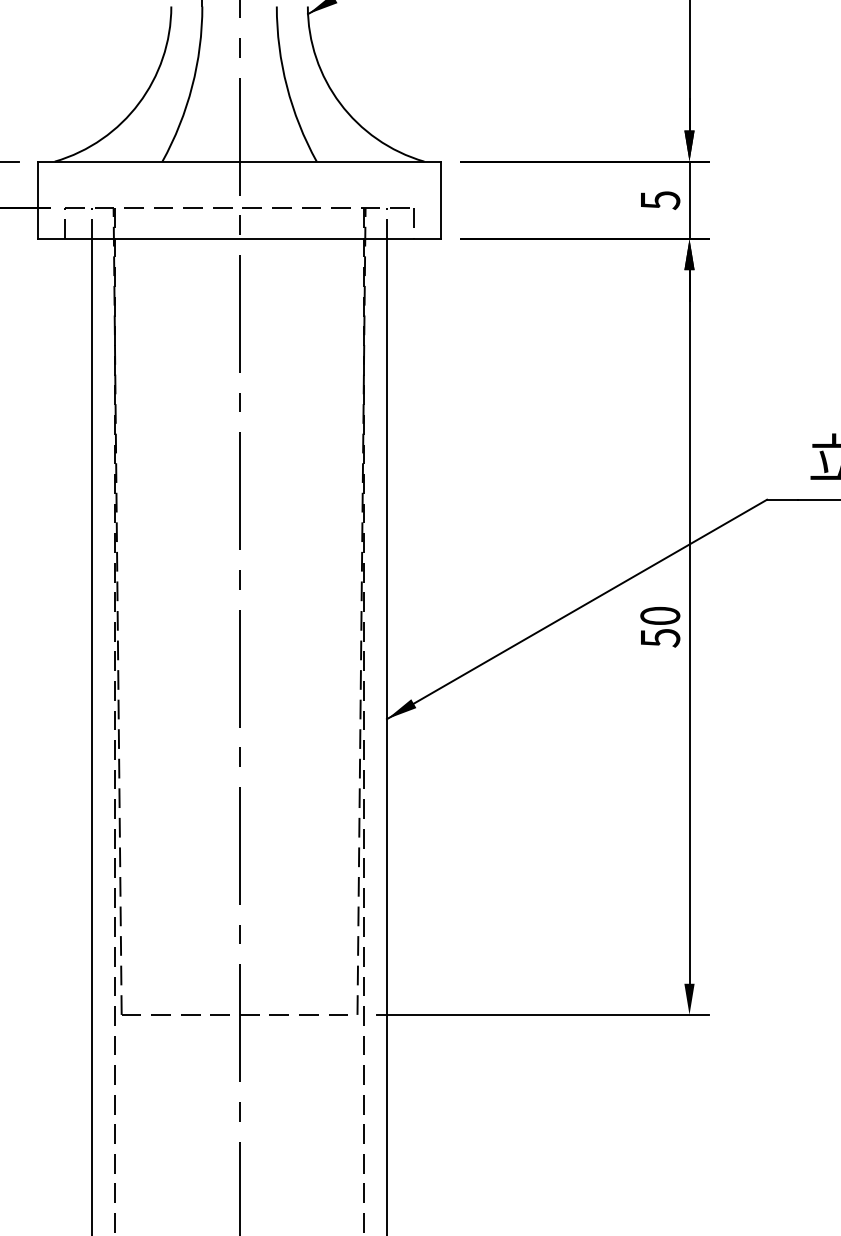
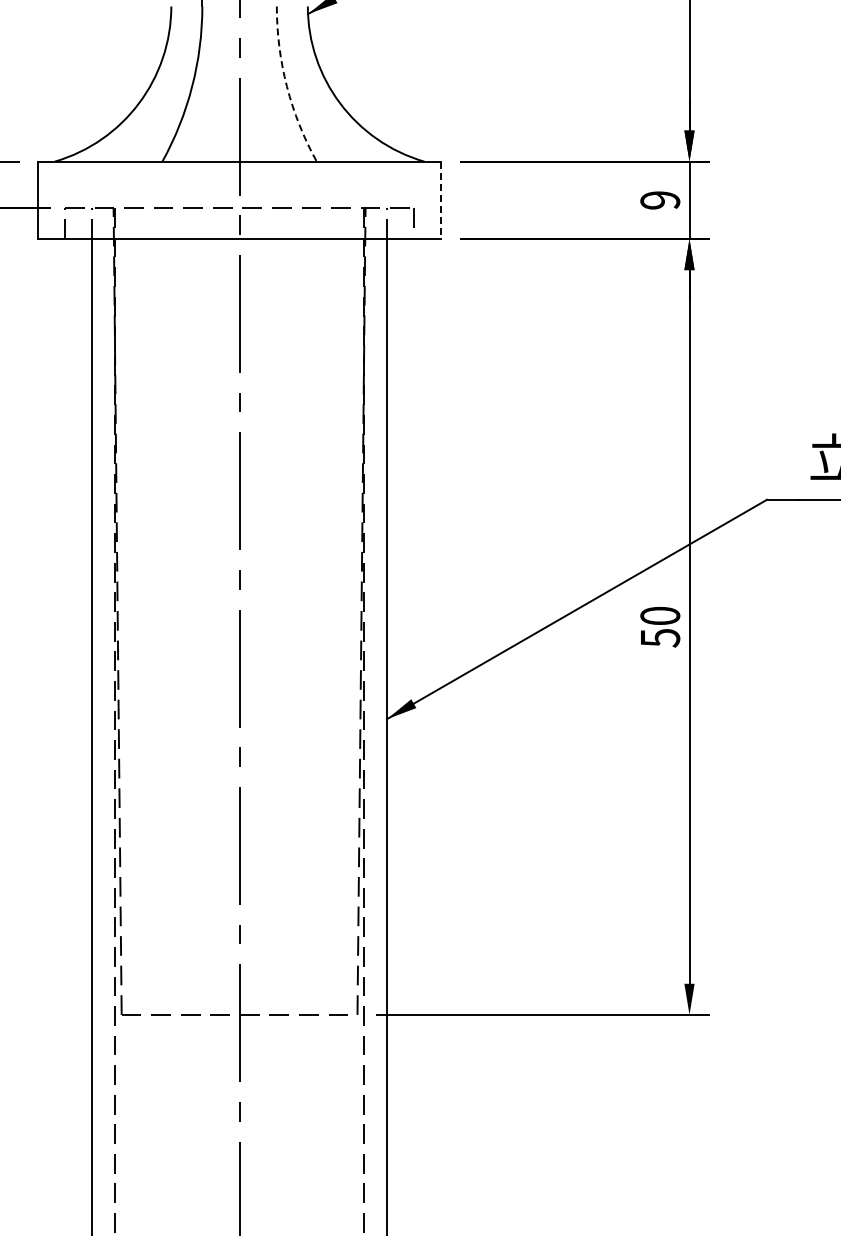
arc: solid -> dashed (286, 86)
line: solid -> dashed (441, 200)
text: 5 -> 9 (660, 200)
